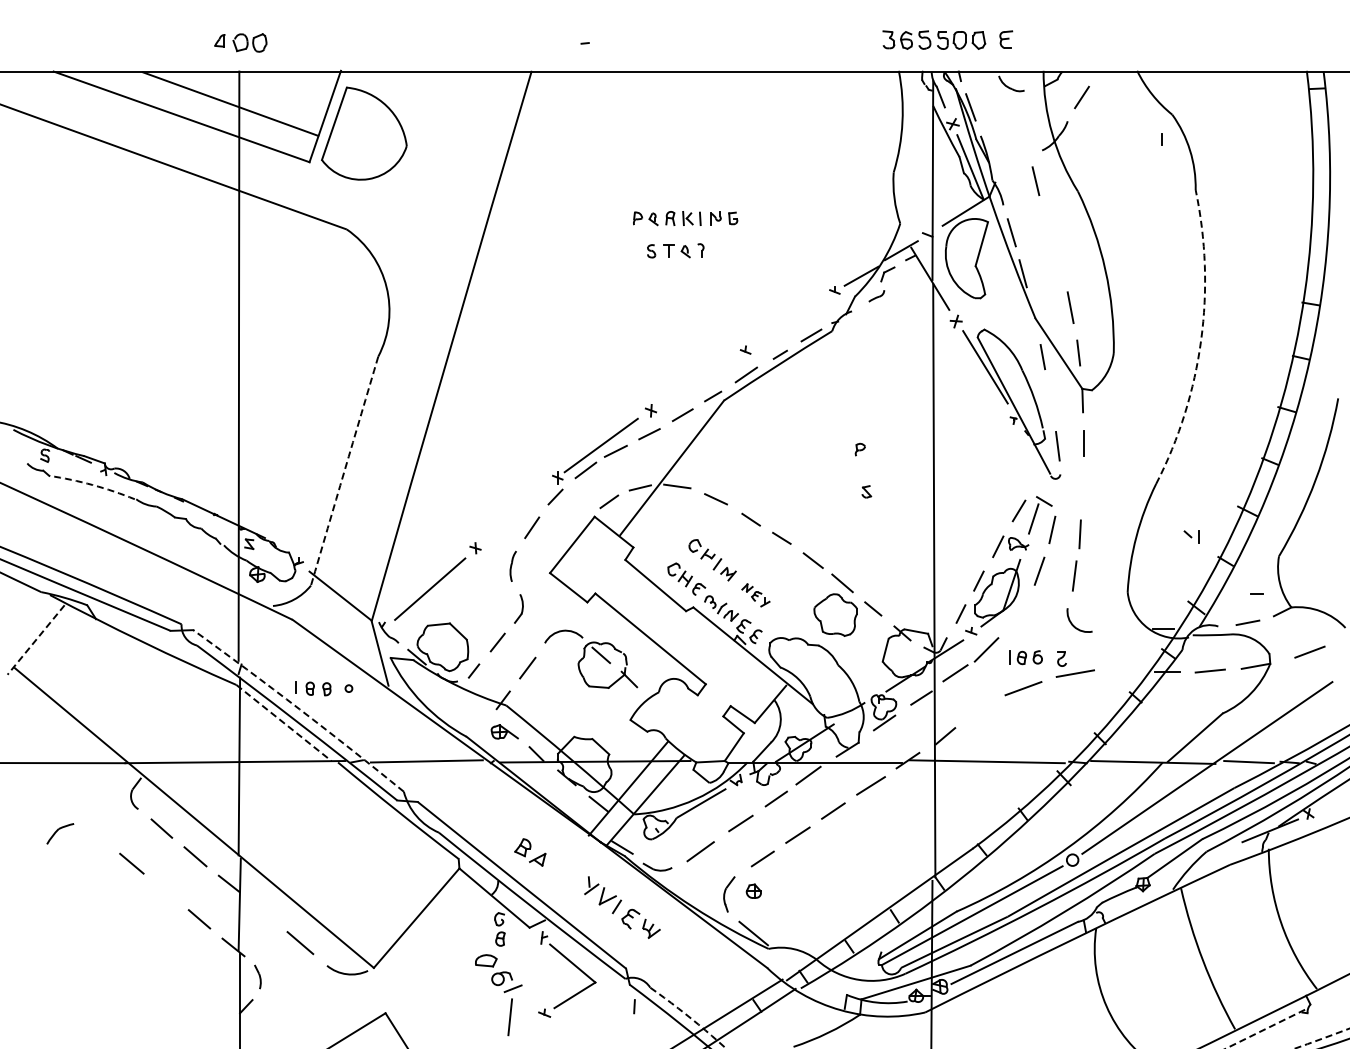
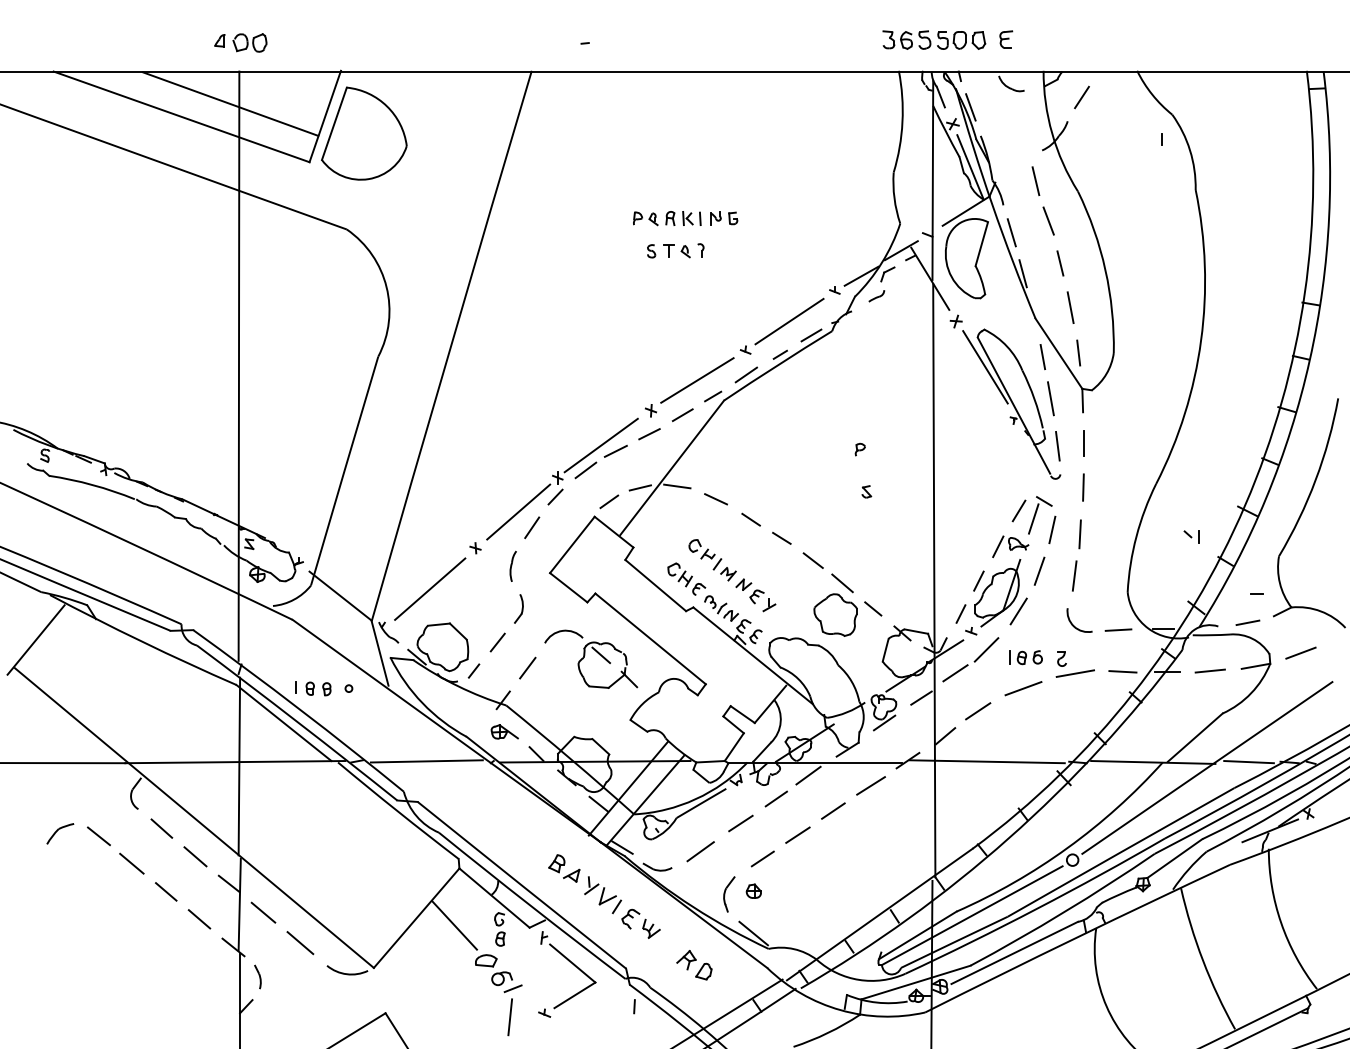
line: none -> present (1048, 220)
line: none -> present (1060, 263)
line: none -> present (789, 321)
arc: dashed -> solid (1201, 340)
line: none -> present (697, 380)
line: none -> present (1050, 398)
arc: dashed -> solid (344, 471)
arc: dashed -> solid (92, 485)
line: none -> present (1083, 487)
line: none -> present (518, 511)
part size: 30x25 px -> 42x35 px (755, 595)
line: none -> present (1018, 611)
line: none -> present (1118, 629)
line: dashed -> solid (36, 640)
line position: (1309, 651) -> (1300, 652) (1300, 652)
line: none -> present (1122, 671)
arc: dashed -> solid (299, 709)
line: none -> present (978, 711)
line: dashed -> solid (283, 723)
line: none -> present (98, 836)
part position: (530, 852) -> (564, 868) (564, 868)
line: none -> present (166, 891)
line: none -> present (263, 912)
line: none -> present (454, 925)
part: none -> present (694, 965)
arc: dashed -> solid (689, 1017)
line: dashed -> solid (1267, 1028)
arc: dashed -> solid (1323, 1038)
